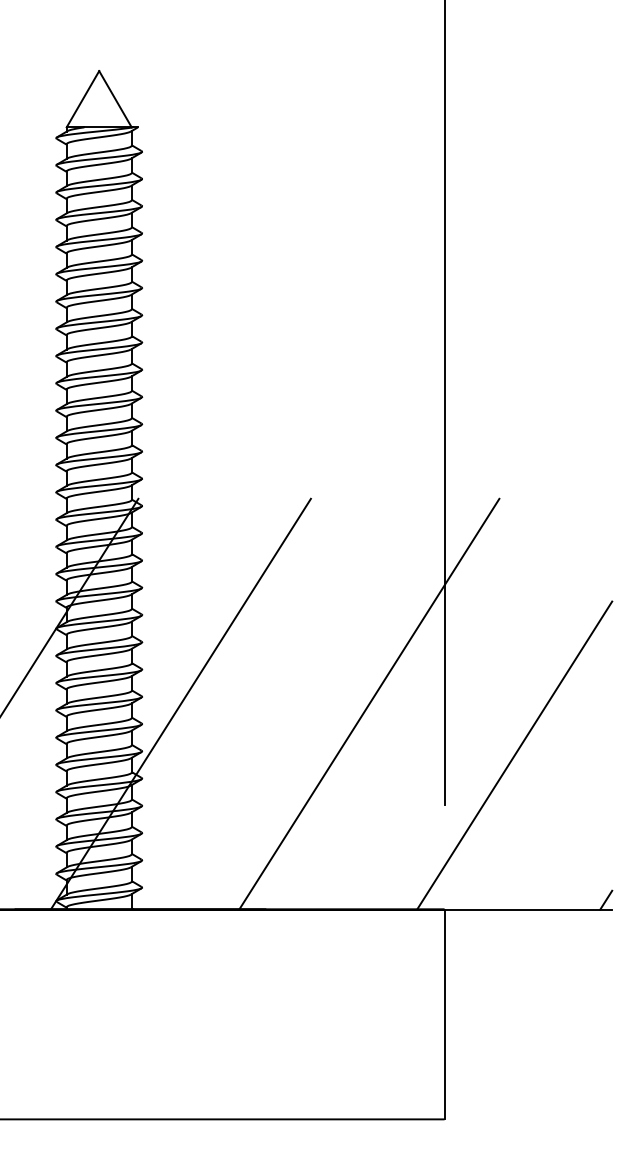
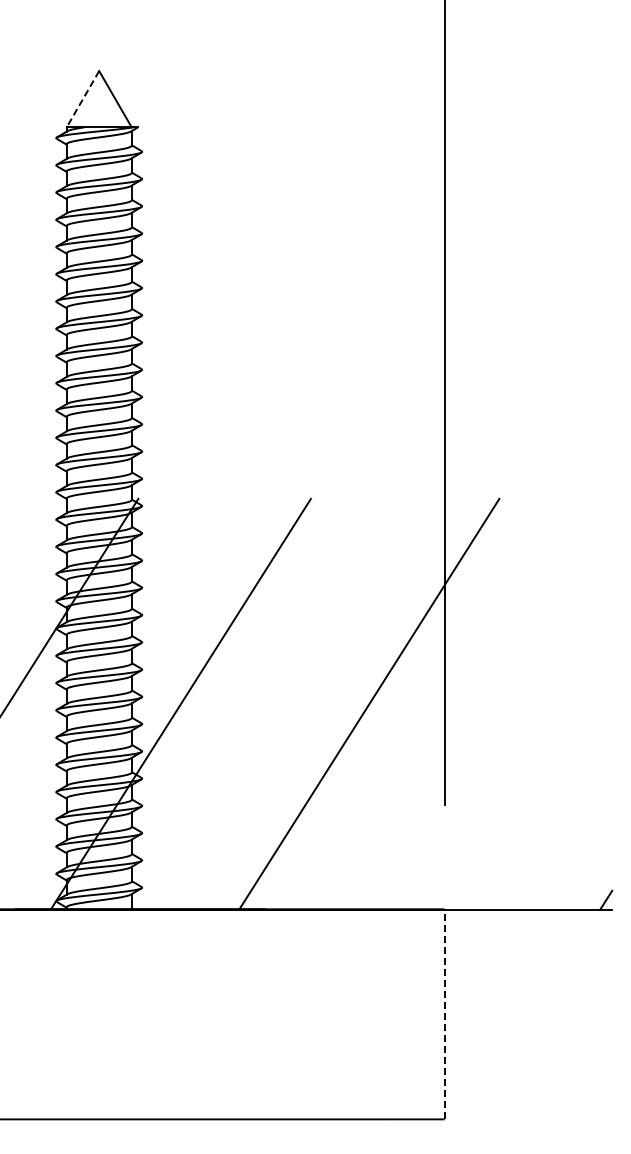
line: solid -> dashed (82, 99)
line: present -> none (514, 755)
line: solid -> dashed (444, 1014)
